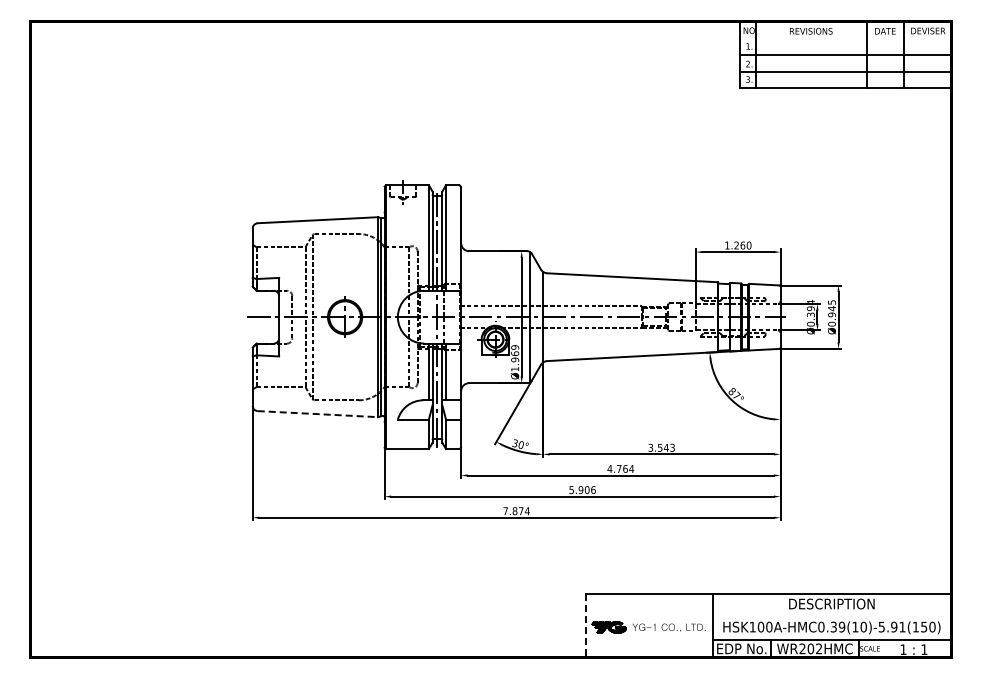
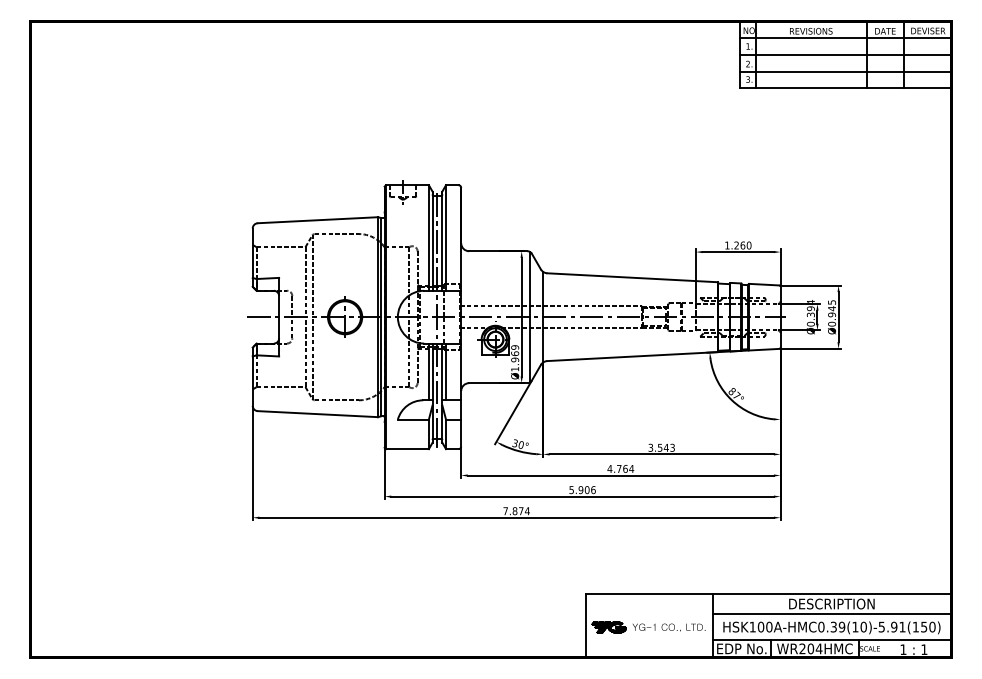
line: none -> present (845, 38)
line: dashed -> solid (318, 414)
line: none -> present (831, 613)
line: dashed -> solid (586, 625)
text: WR202HMC -> WR204HMC (818, 648)
